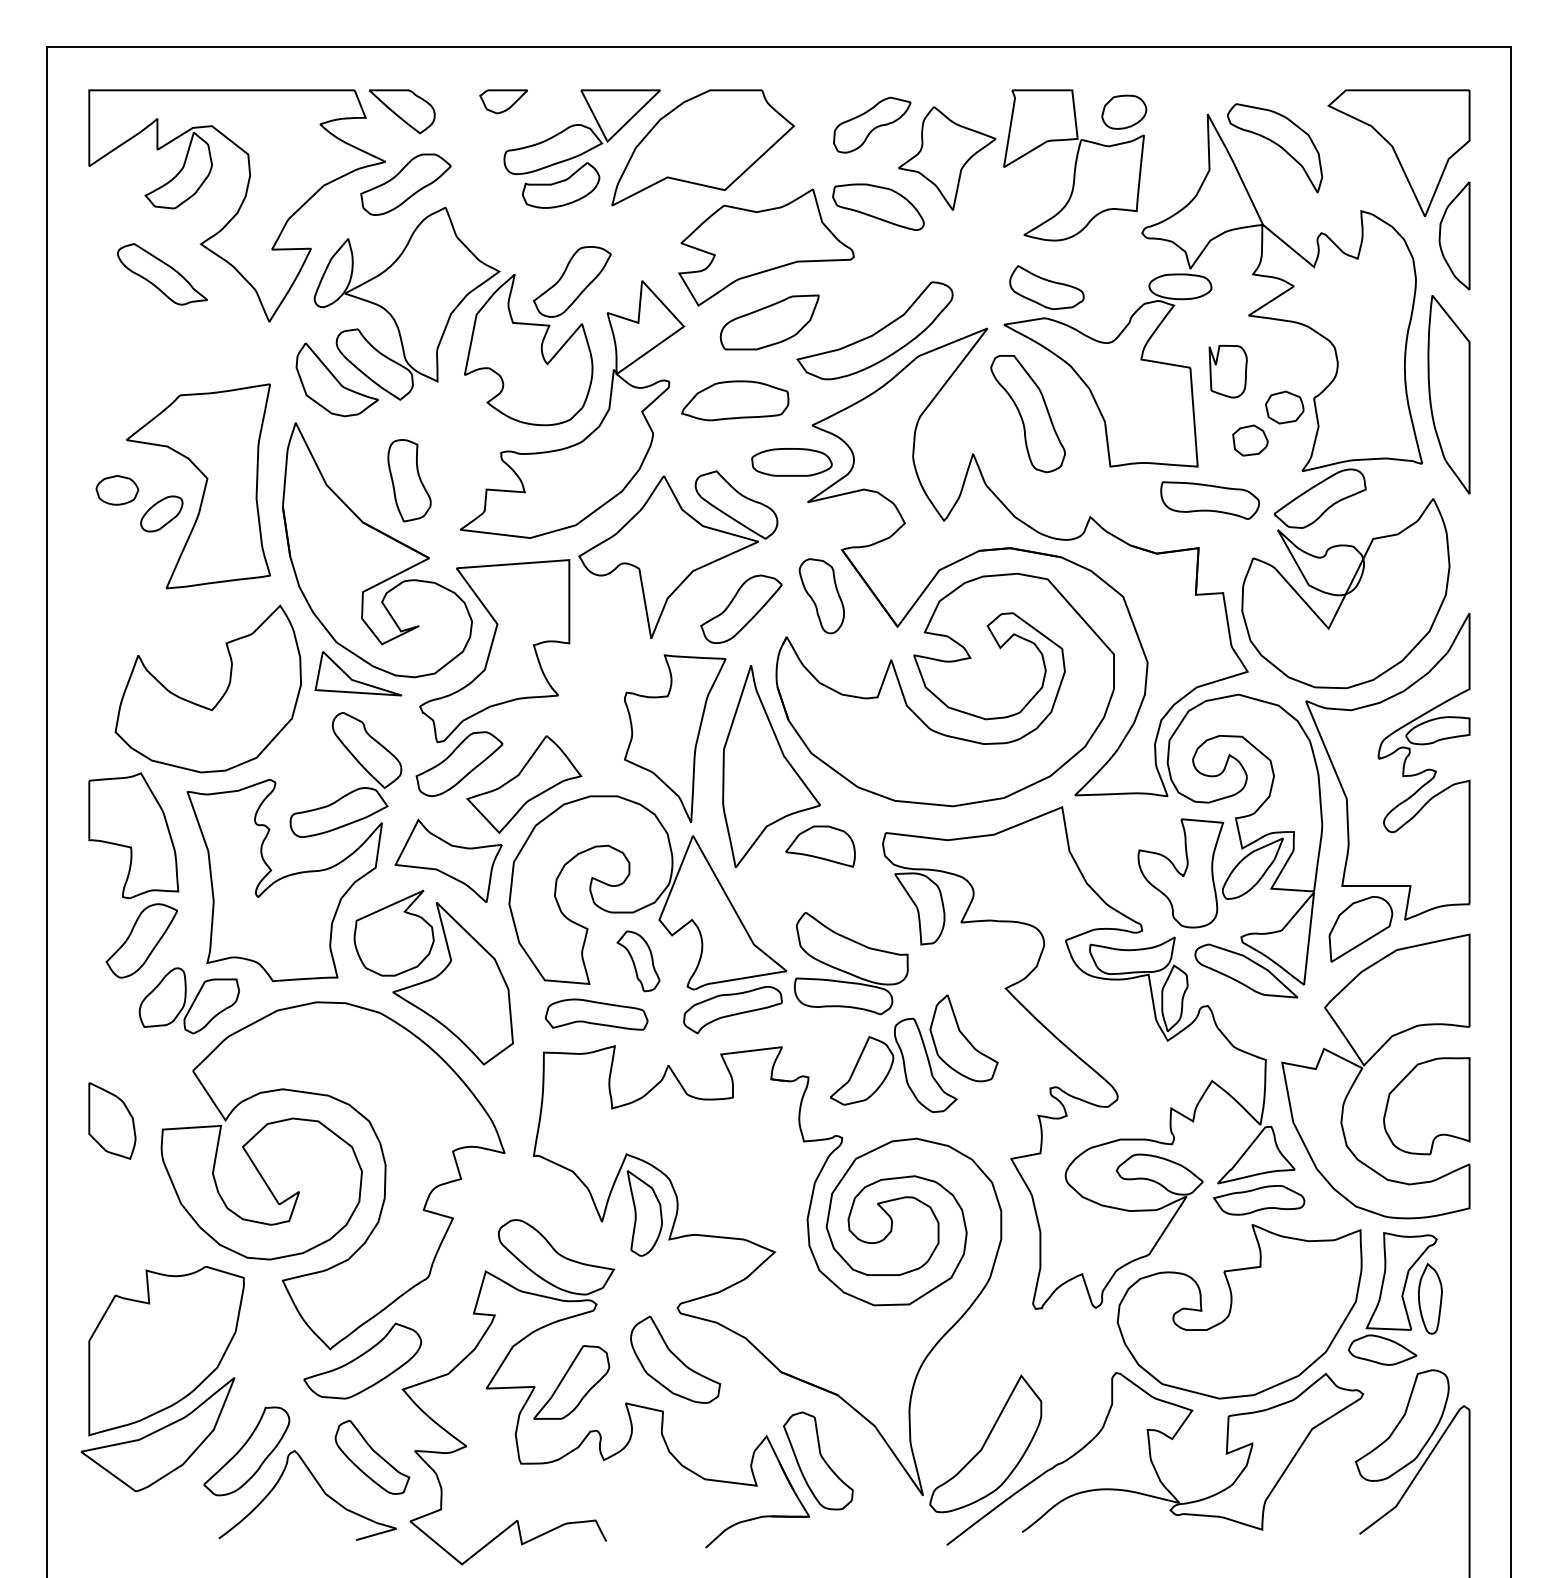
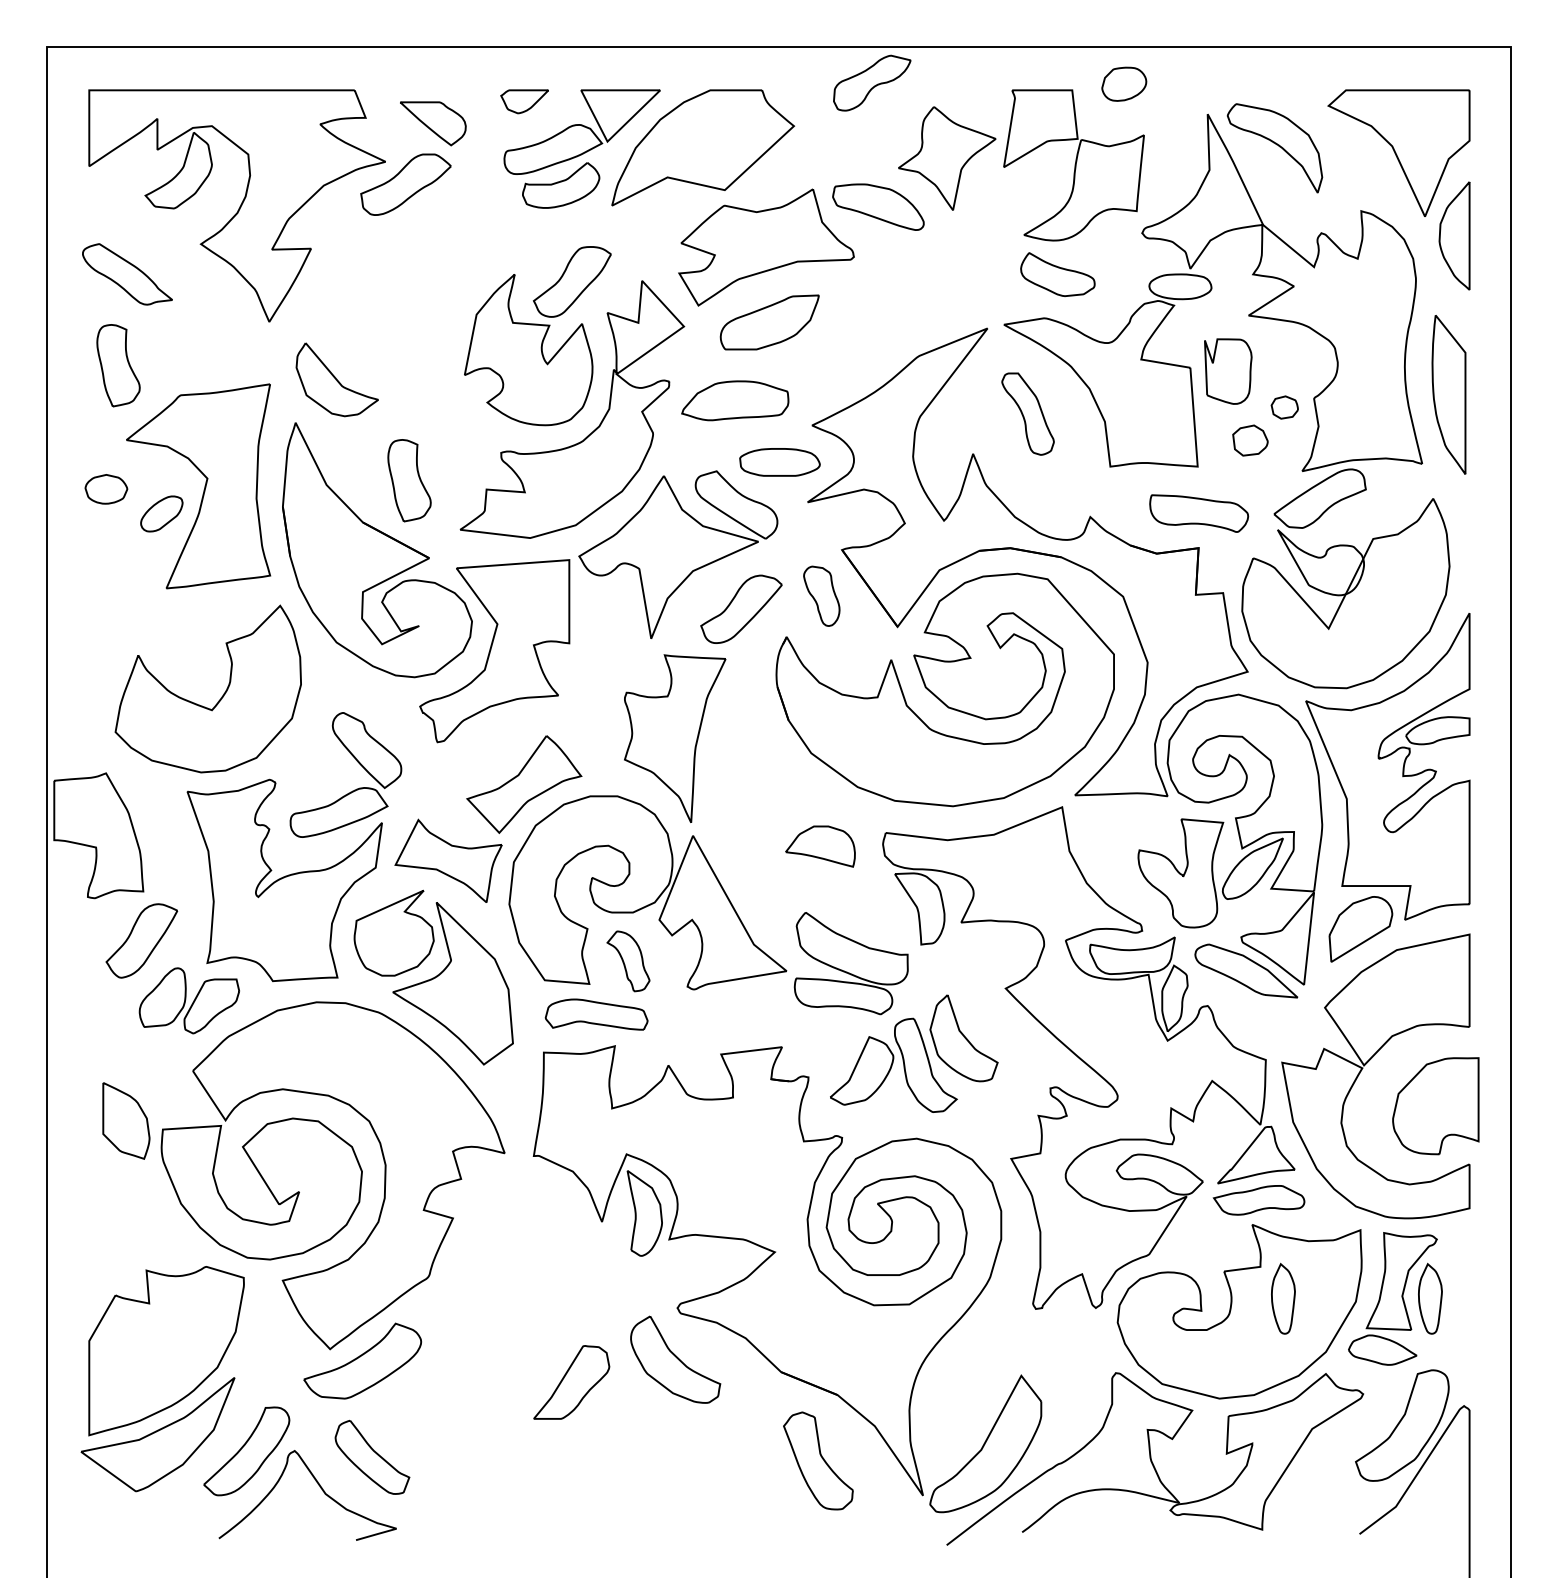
part position: (503, 101) -> (524, 101) (524, 101)
part position: (402, 111) -> (433, 123) (433, 123)
part position: (1124, 111) -> (1124, 83) (1124, 83)
part position: (872, 124) -> (872, 82) (872, 82)
part position: (162, 274) -> (127, 274) (127, 274)
part position: (1046, 287) -> (1057, 274) (1057, 274)
part: present -> none (406, 303)
part: present -> none (874, 330)
part: none -> present (118, 365)
part size: 40x54 px -> 49x67 px (1228, 371)
part size: 44x200 px -> 36x160 px (1448, 394)
part size: 40x35 px -> 29x25 px (1284, 407)
part size: 76x119 px -> 54x84 px (1027, 413)
part position: (791, 462) -> (779, 462) (779, 462)
part position: (117, 490) -> (106, 489) (106, 489)
part position: (1210, 500) -> (1199, 513) (1199, 513)
part size: 47x77 px -> 38x62 px (821, 595)
part: present -> none (357, 680)
part: present -> none (459, 763)
part: present -> none (771, 766)
part position: (133, 835) -> (98, 835) (98, 835)
part position: (638, 961) -> (628, 961) (628, 961)
part: present -> none (732, 1010)
part position: (1426, 1106) -> (1435, 1106) (1435, 1106)
part position: (112, 1120) -> (126, 1120) (126, 1120)
part: none -> present (1283, 1298)
part: present -> none (625, 1402)
